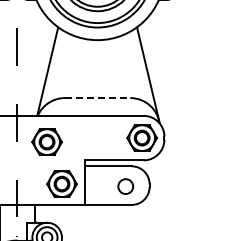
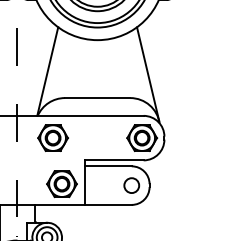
line: dashed -> solid (97, 98)
part position: (46, 141) -> (52, 137) (52, 137)
circle position: (125, 186) -> (131, 185) (131, 185)
